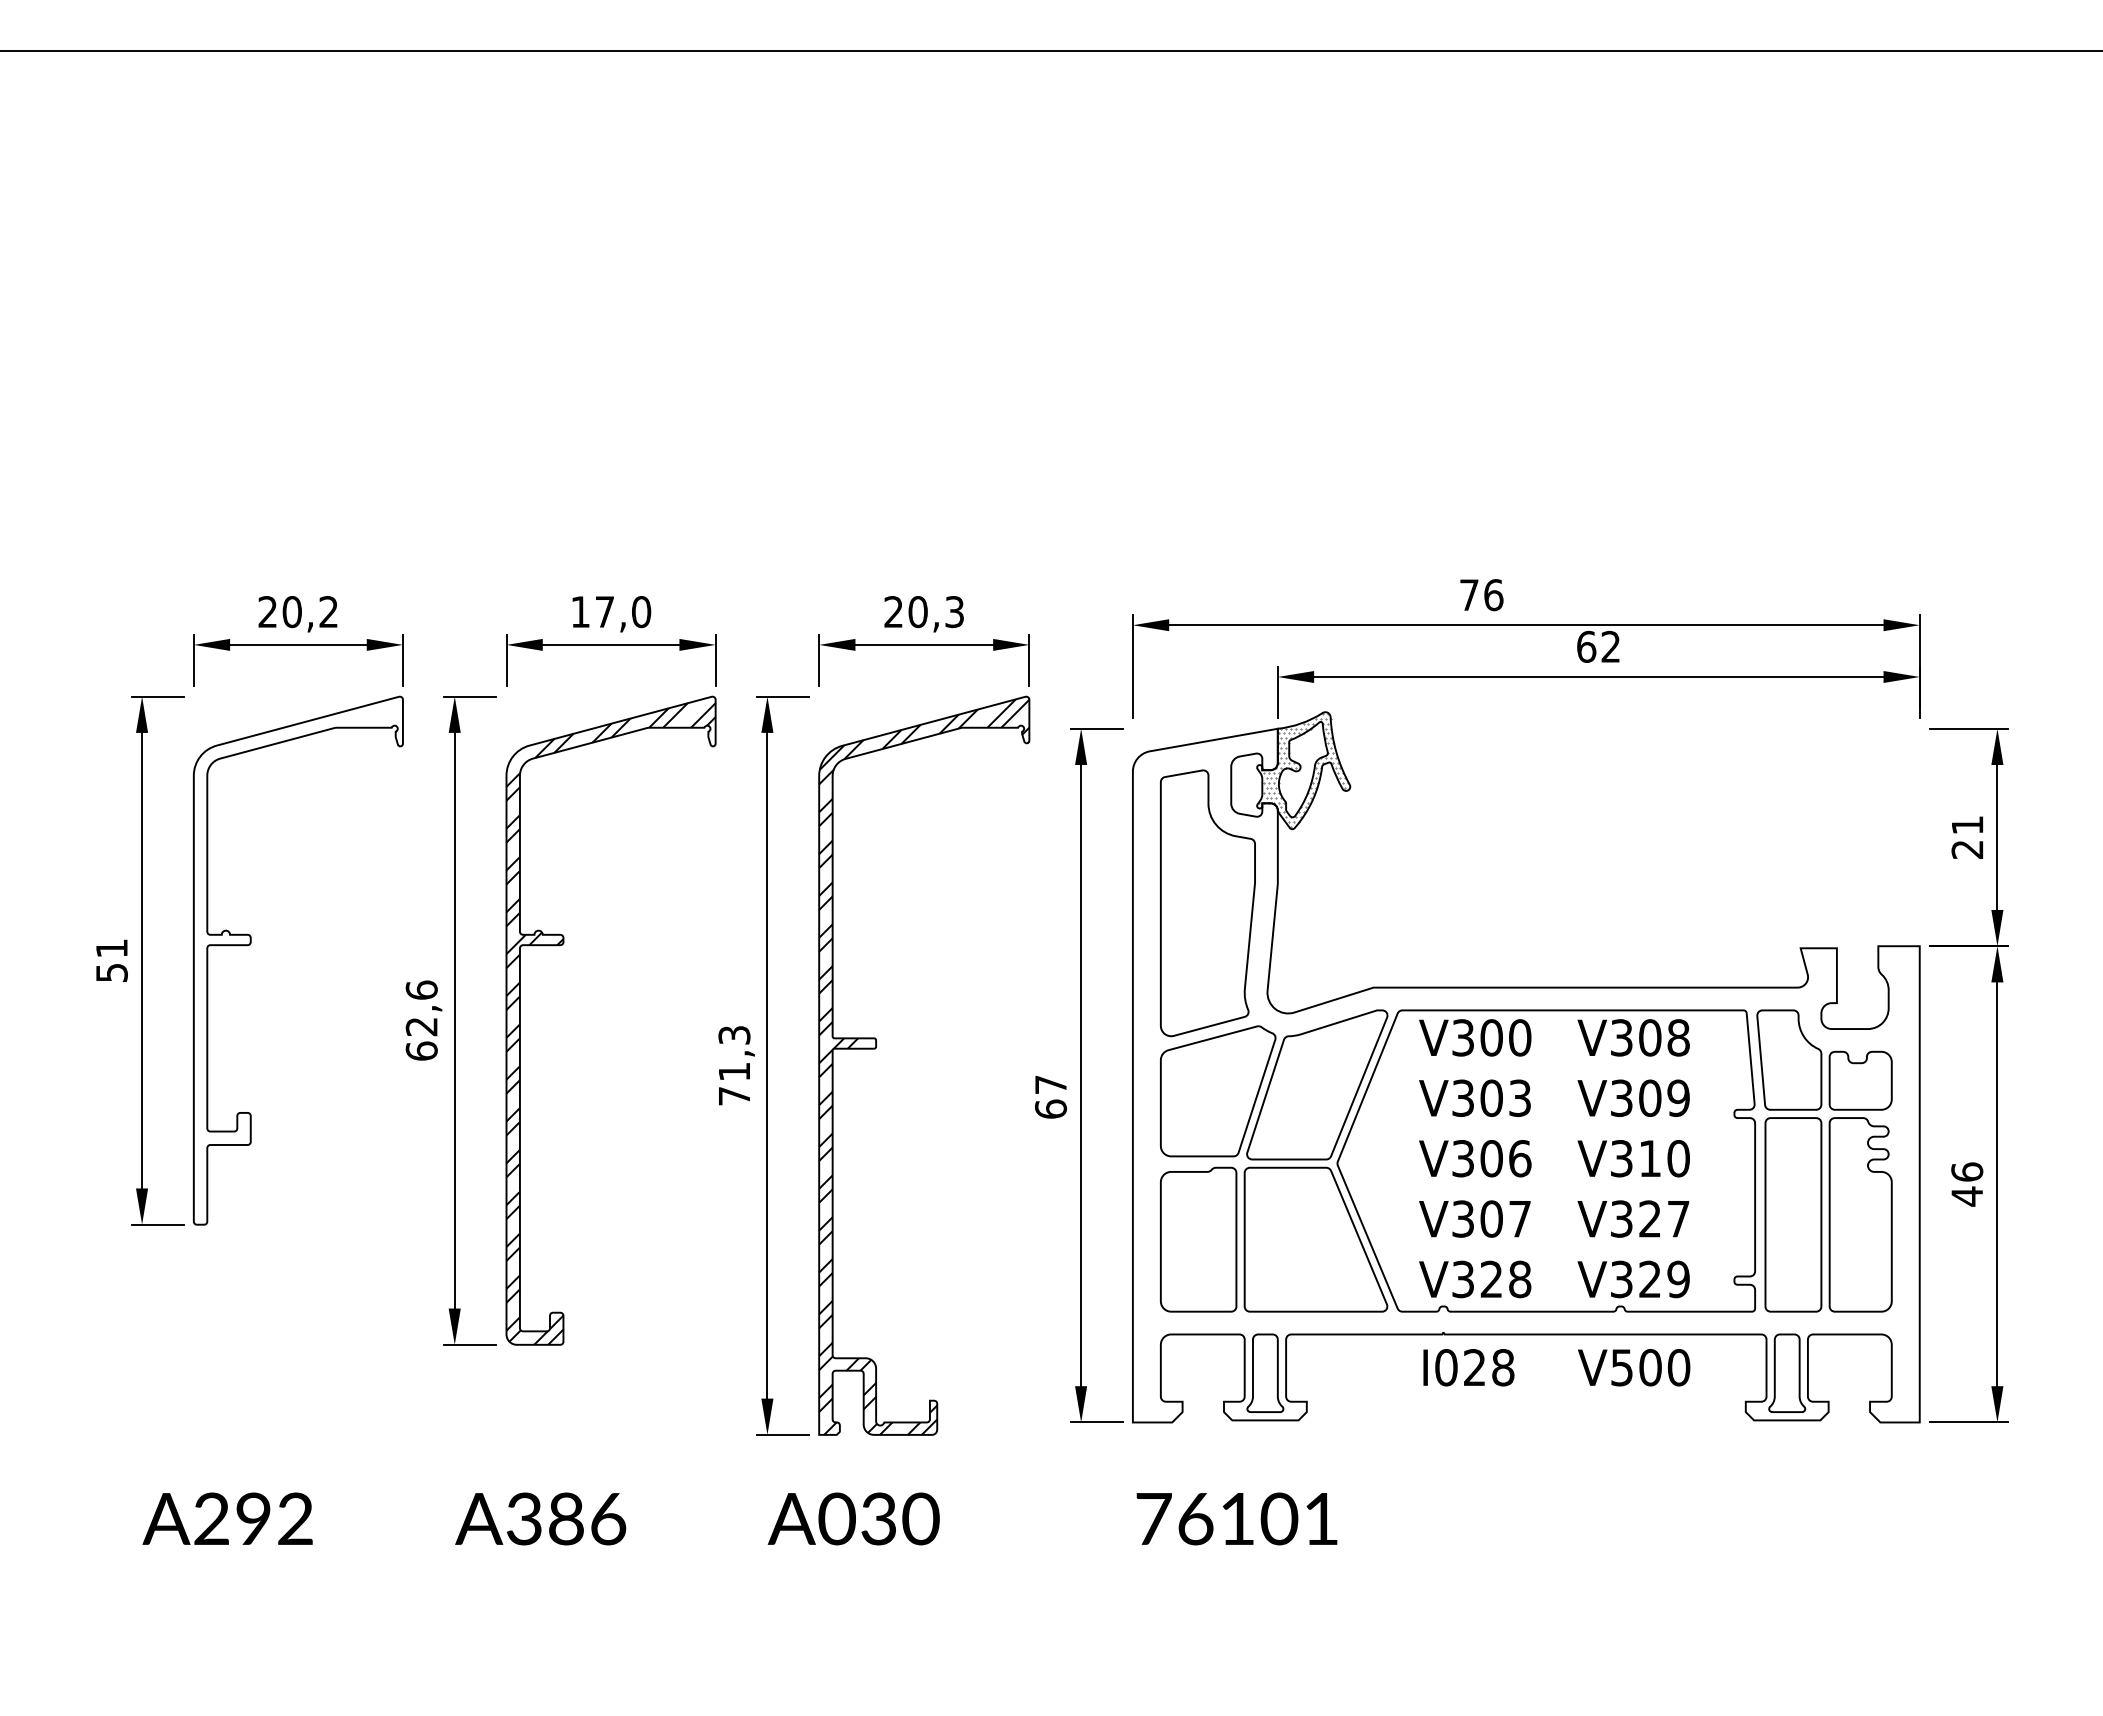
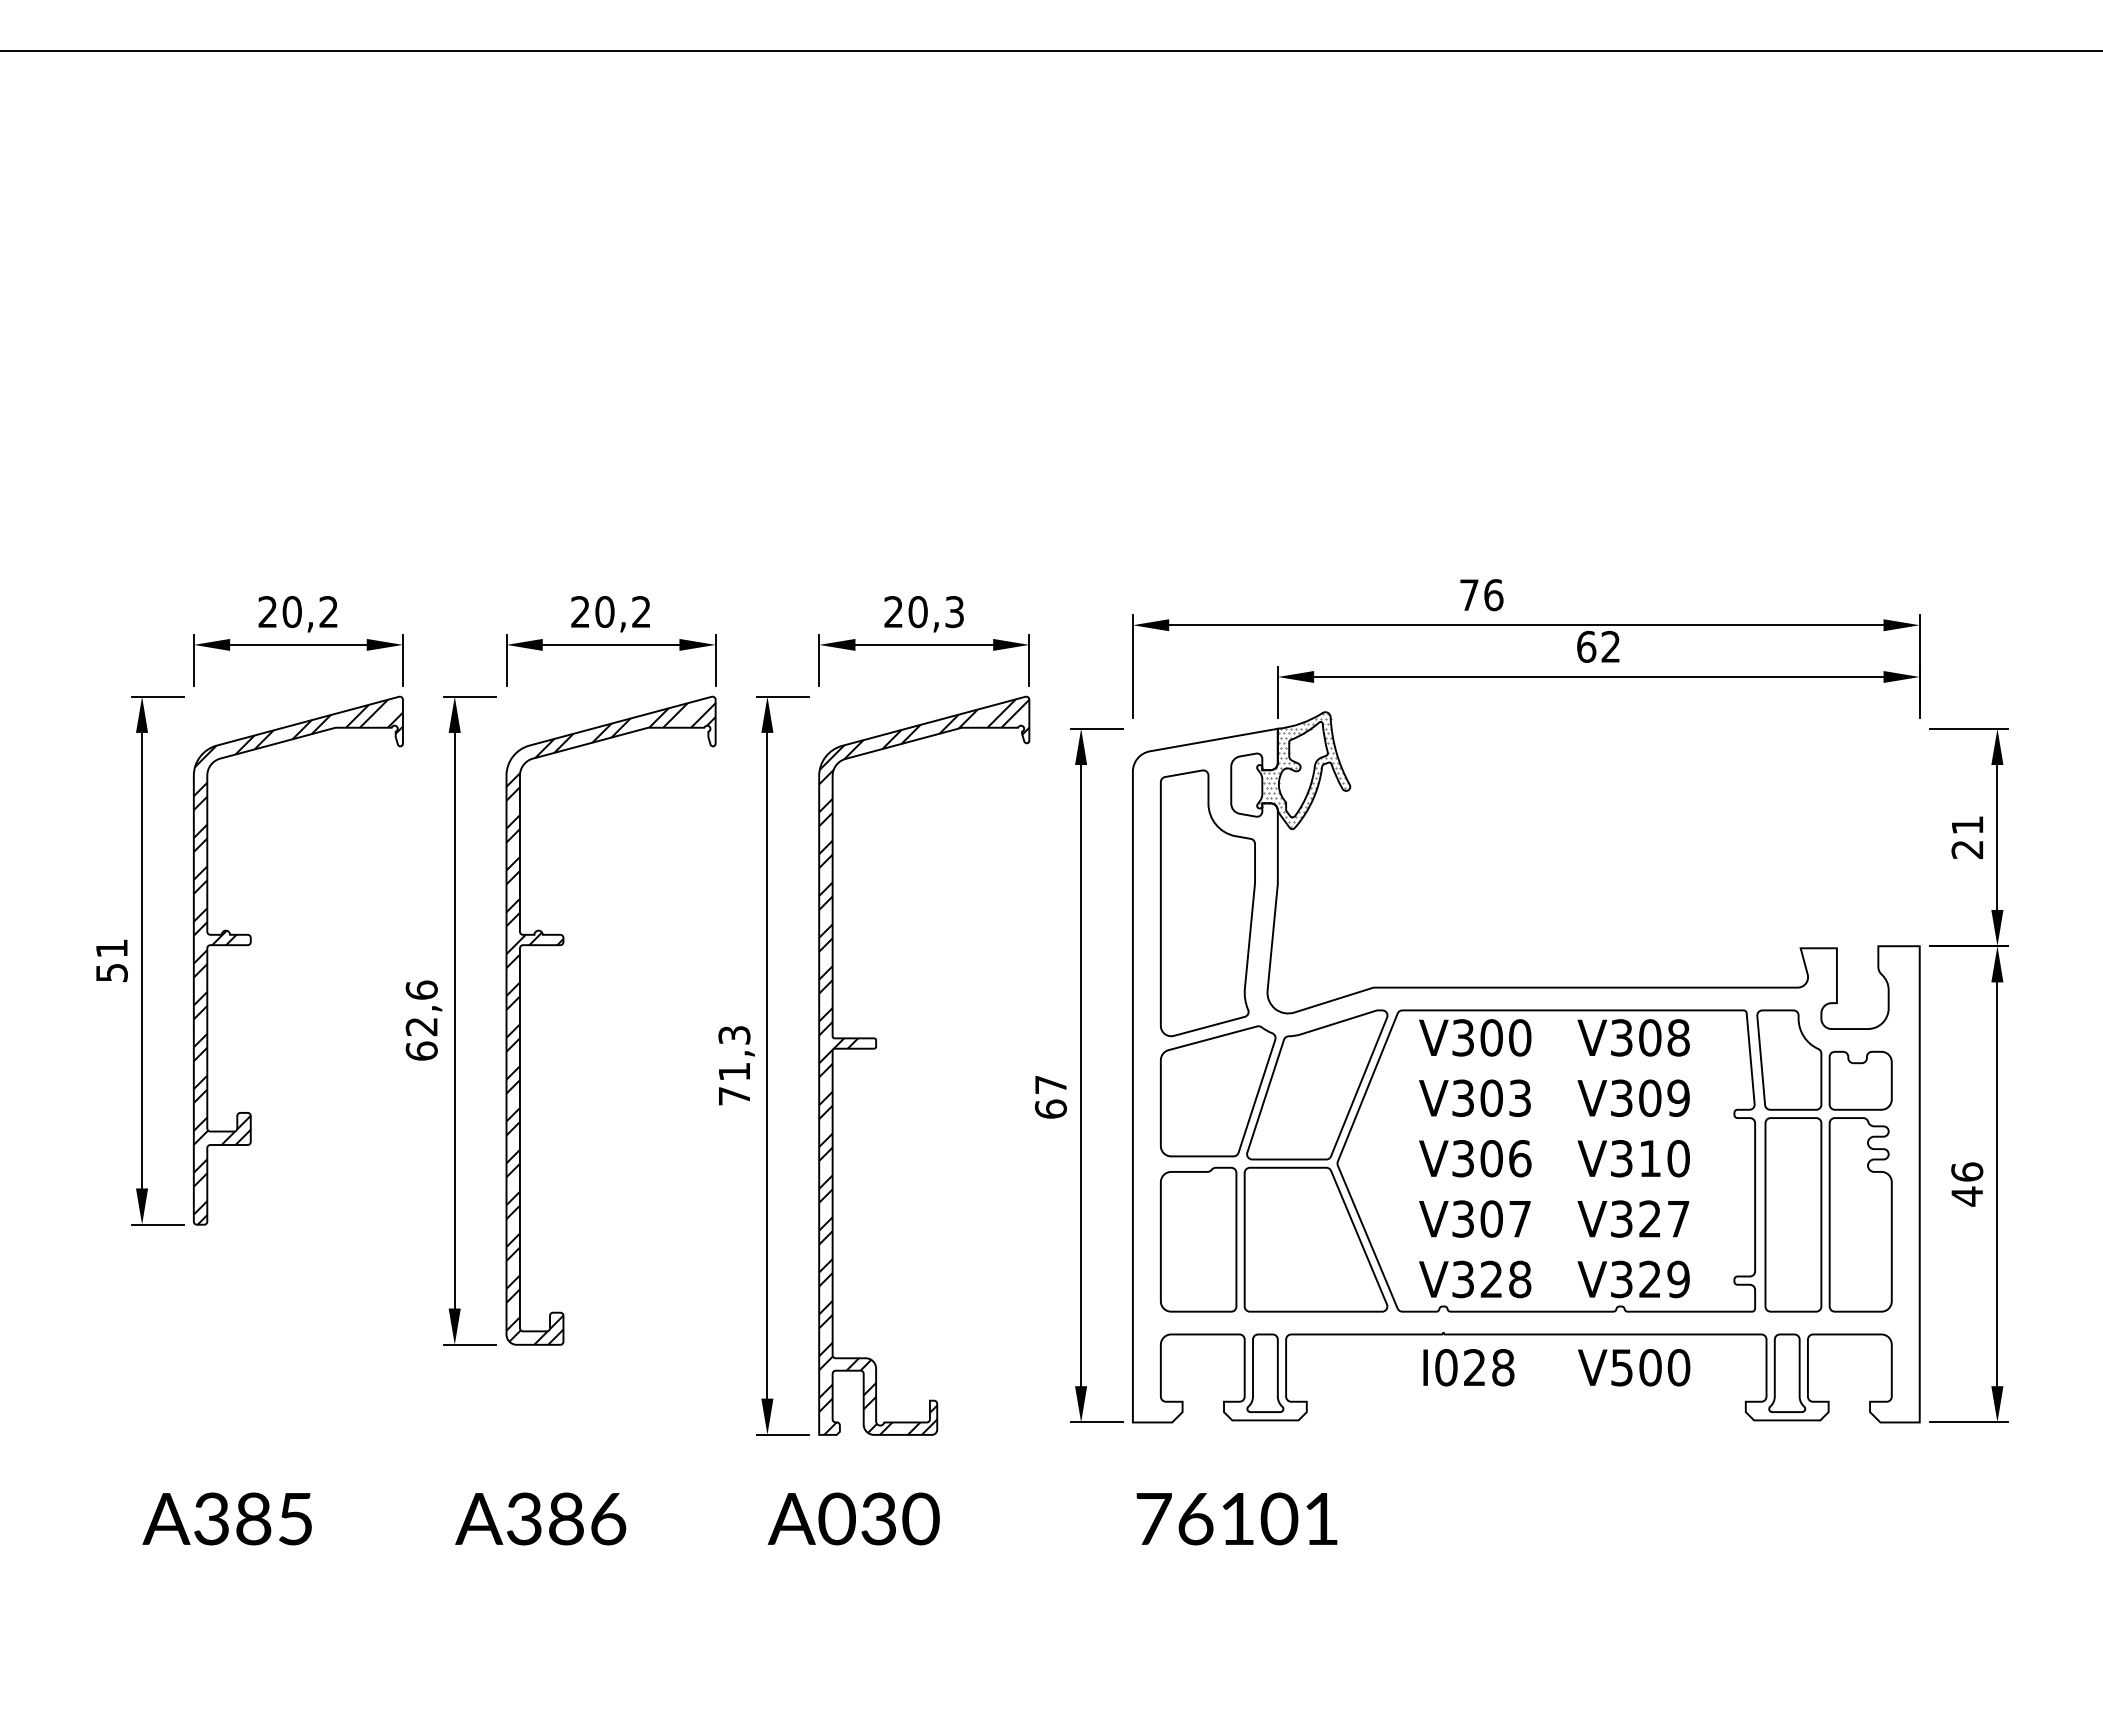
text: 17,0 -> 20,2 (611, 612)
hatch: none -> present (297, 961)
text: A292 -> A385 (253, 1518)
